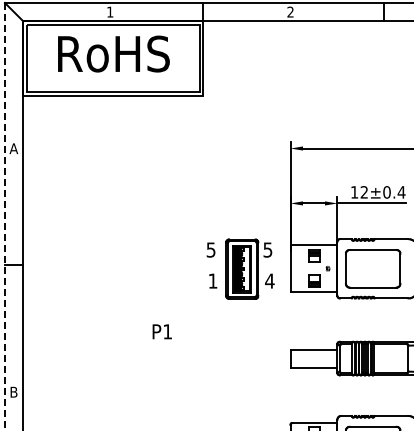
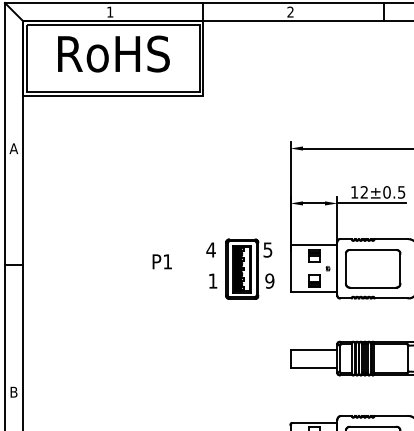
text: 12±0.4 -> 12±0.5 (401, 192)
line: dashed -> solid (4, 216)
text: 5 -> 4 (210, 249)
text: 4 -> 9 (269, 280)
text position: (161, 331) -> (161, 261) (161, 261)
